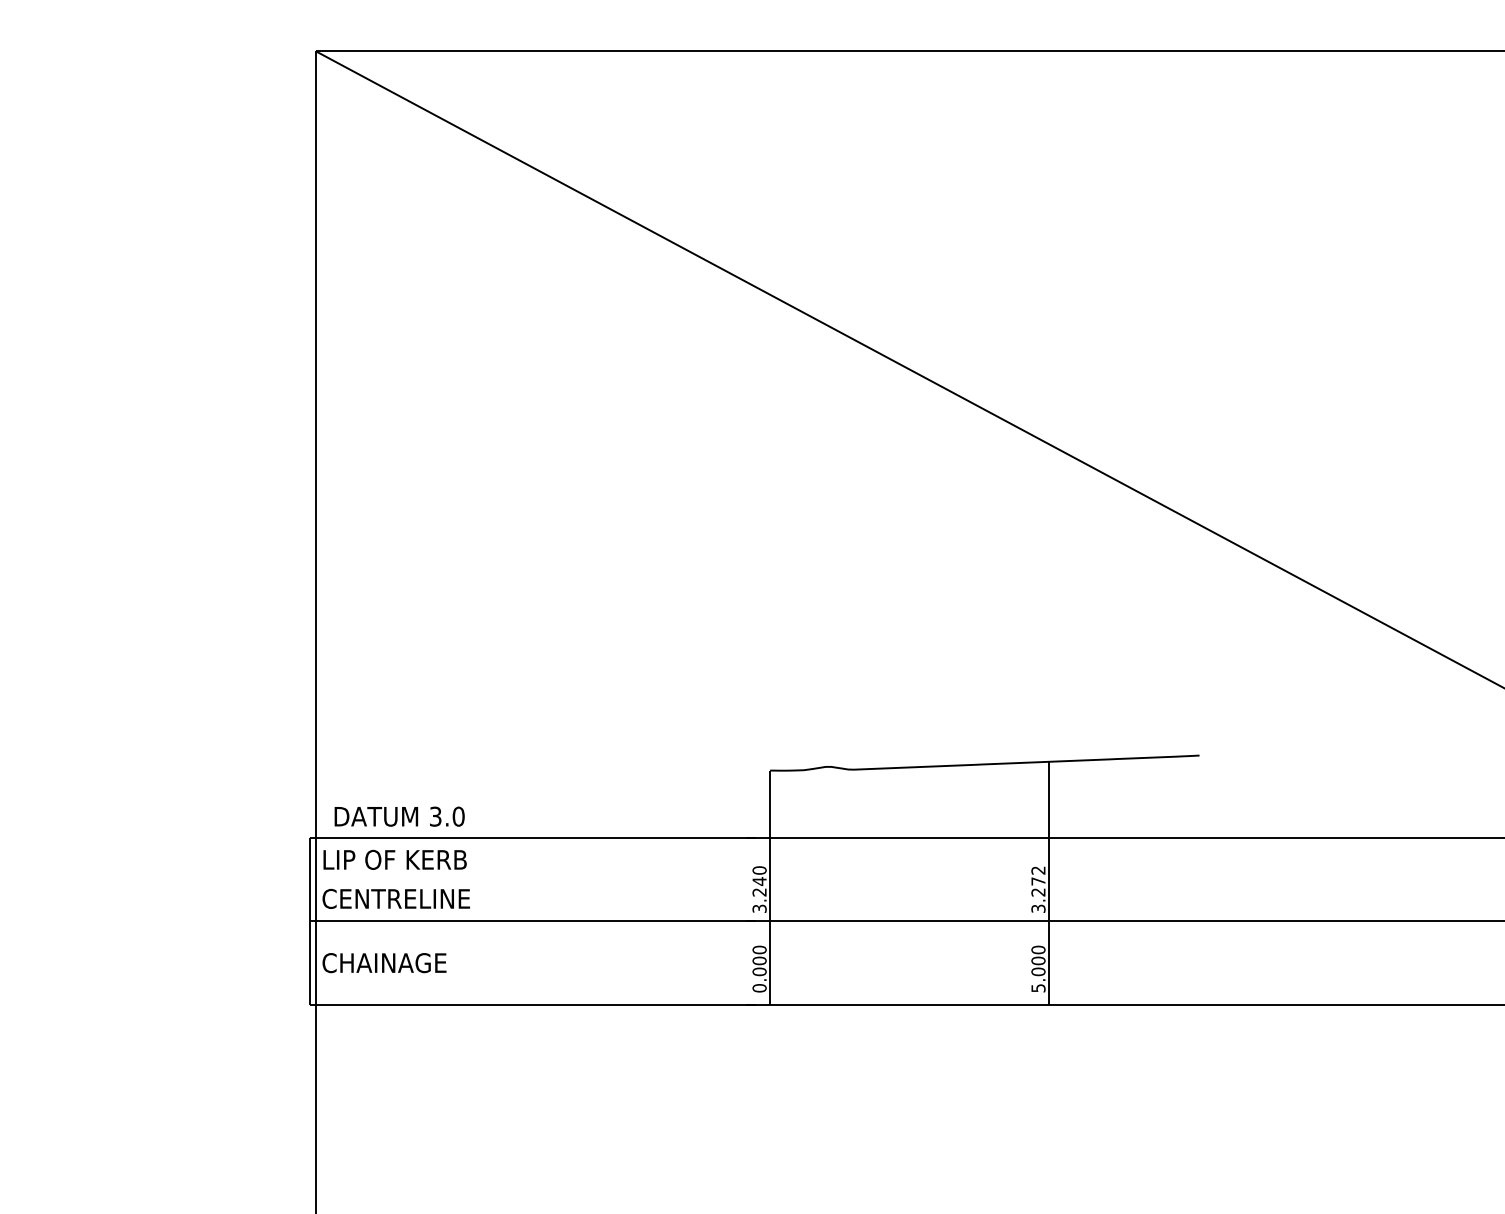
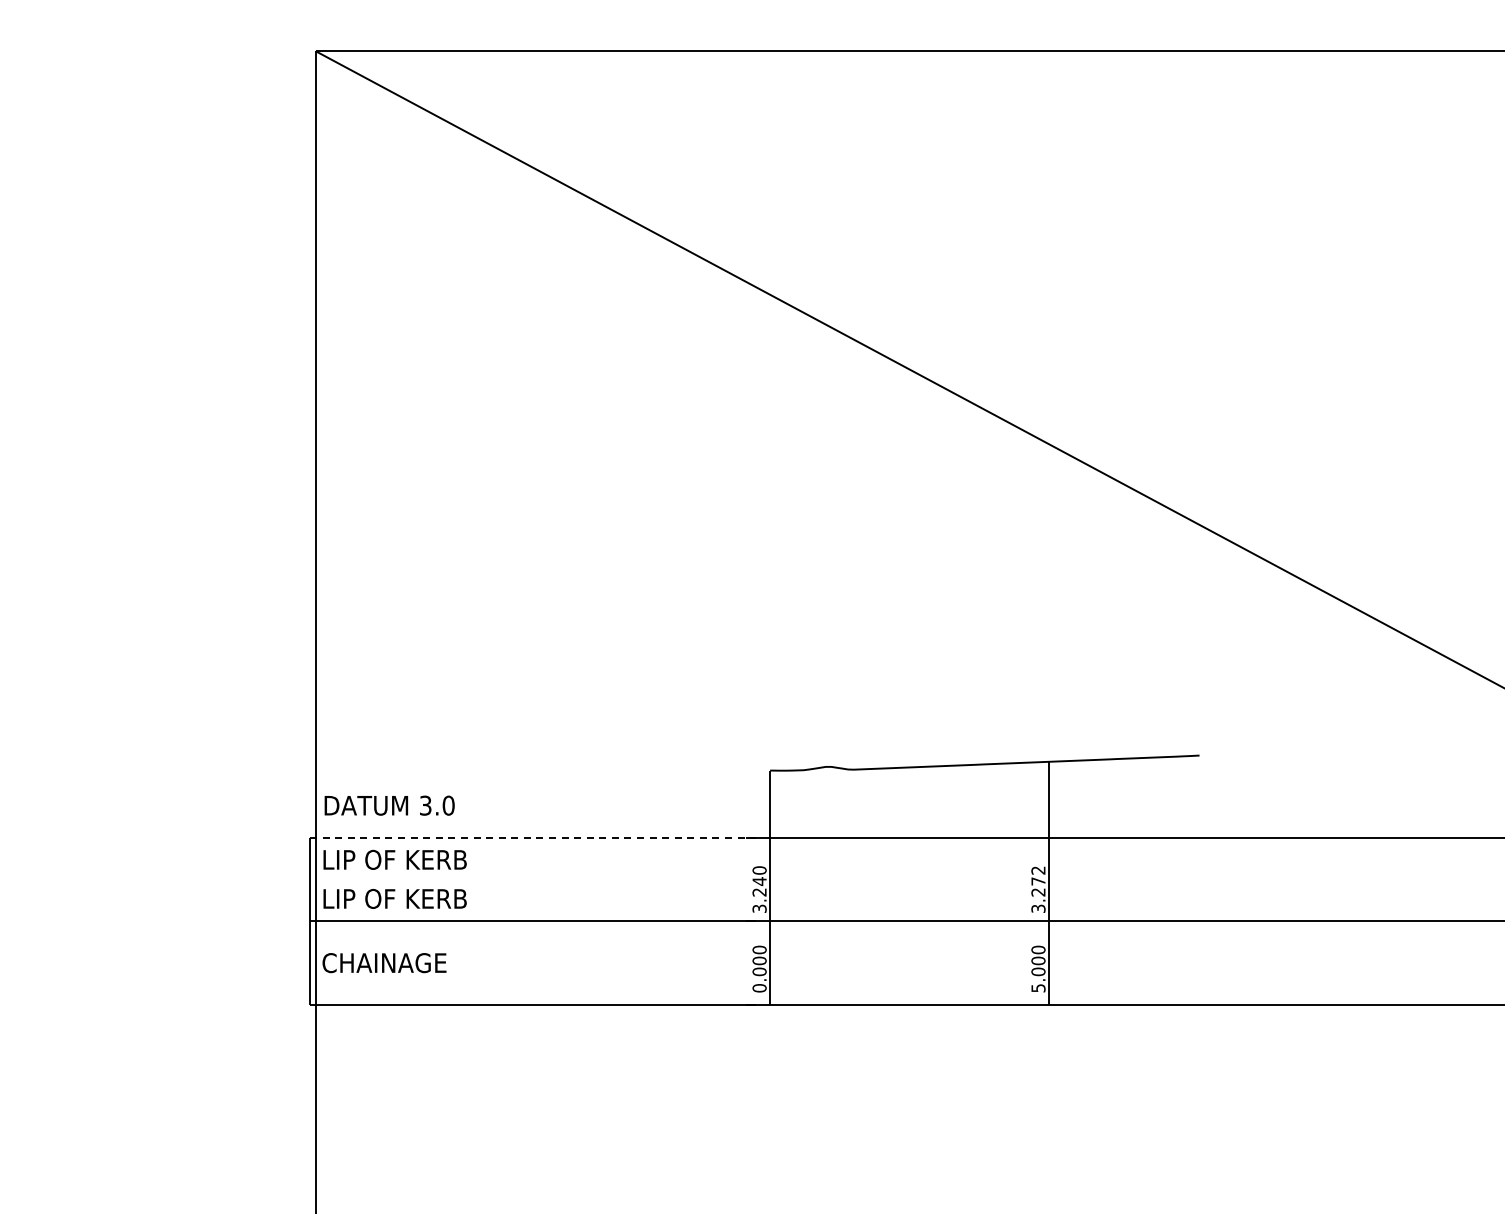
text position: (399, 816) -> (389, 805) (389, 805)
line: solid -> dashed (533, 837)
text: CENTRELINE -> LIP OF KERB (396, 898)
